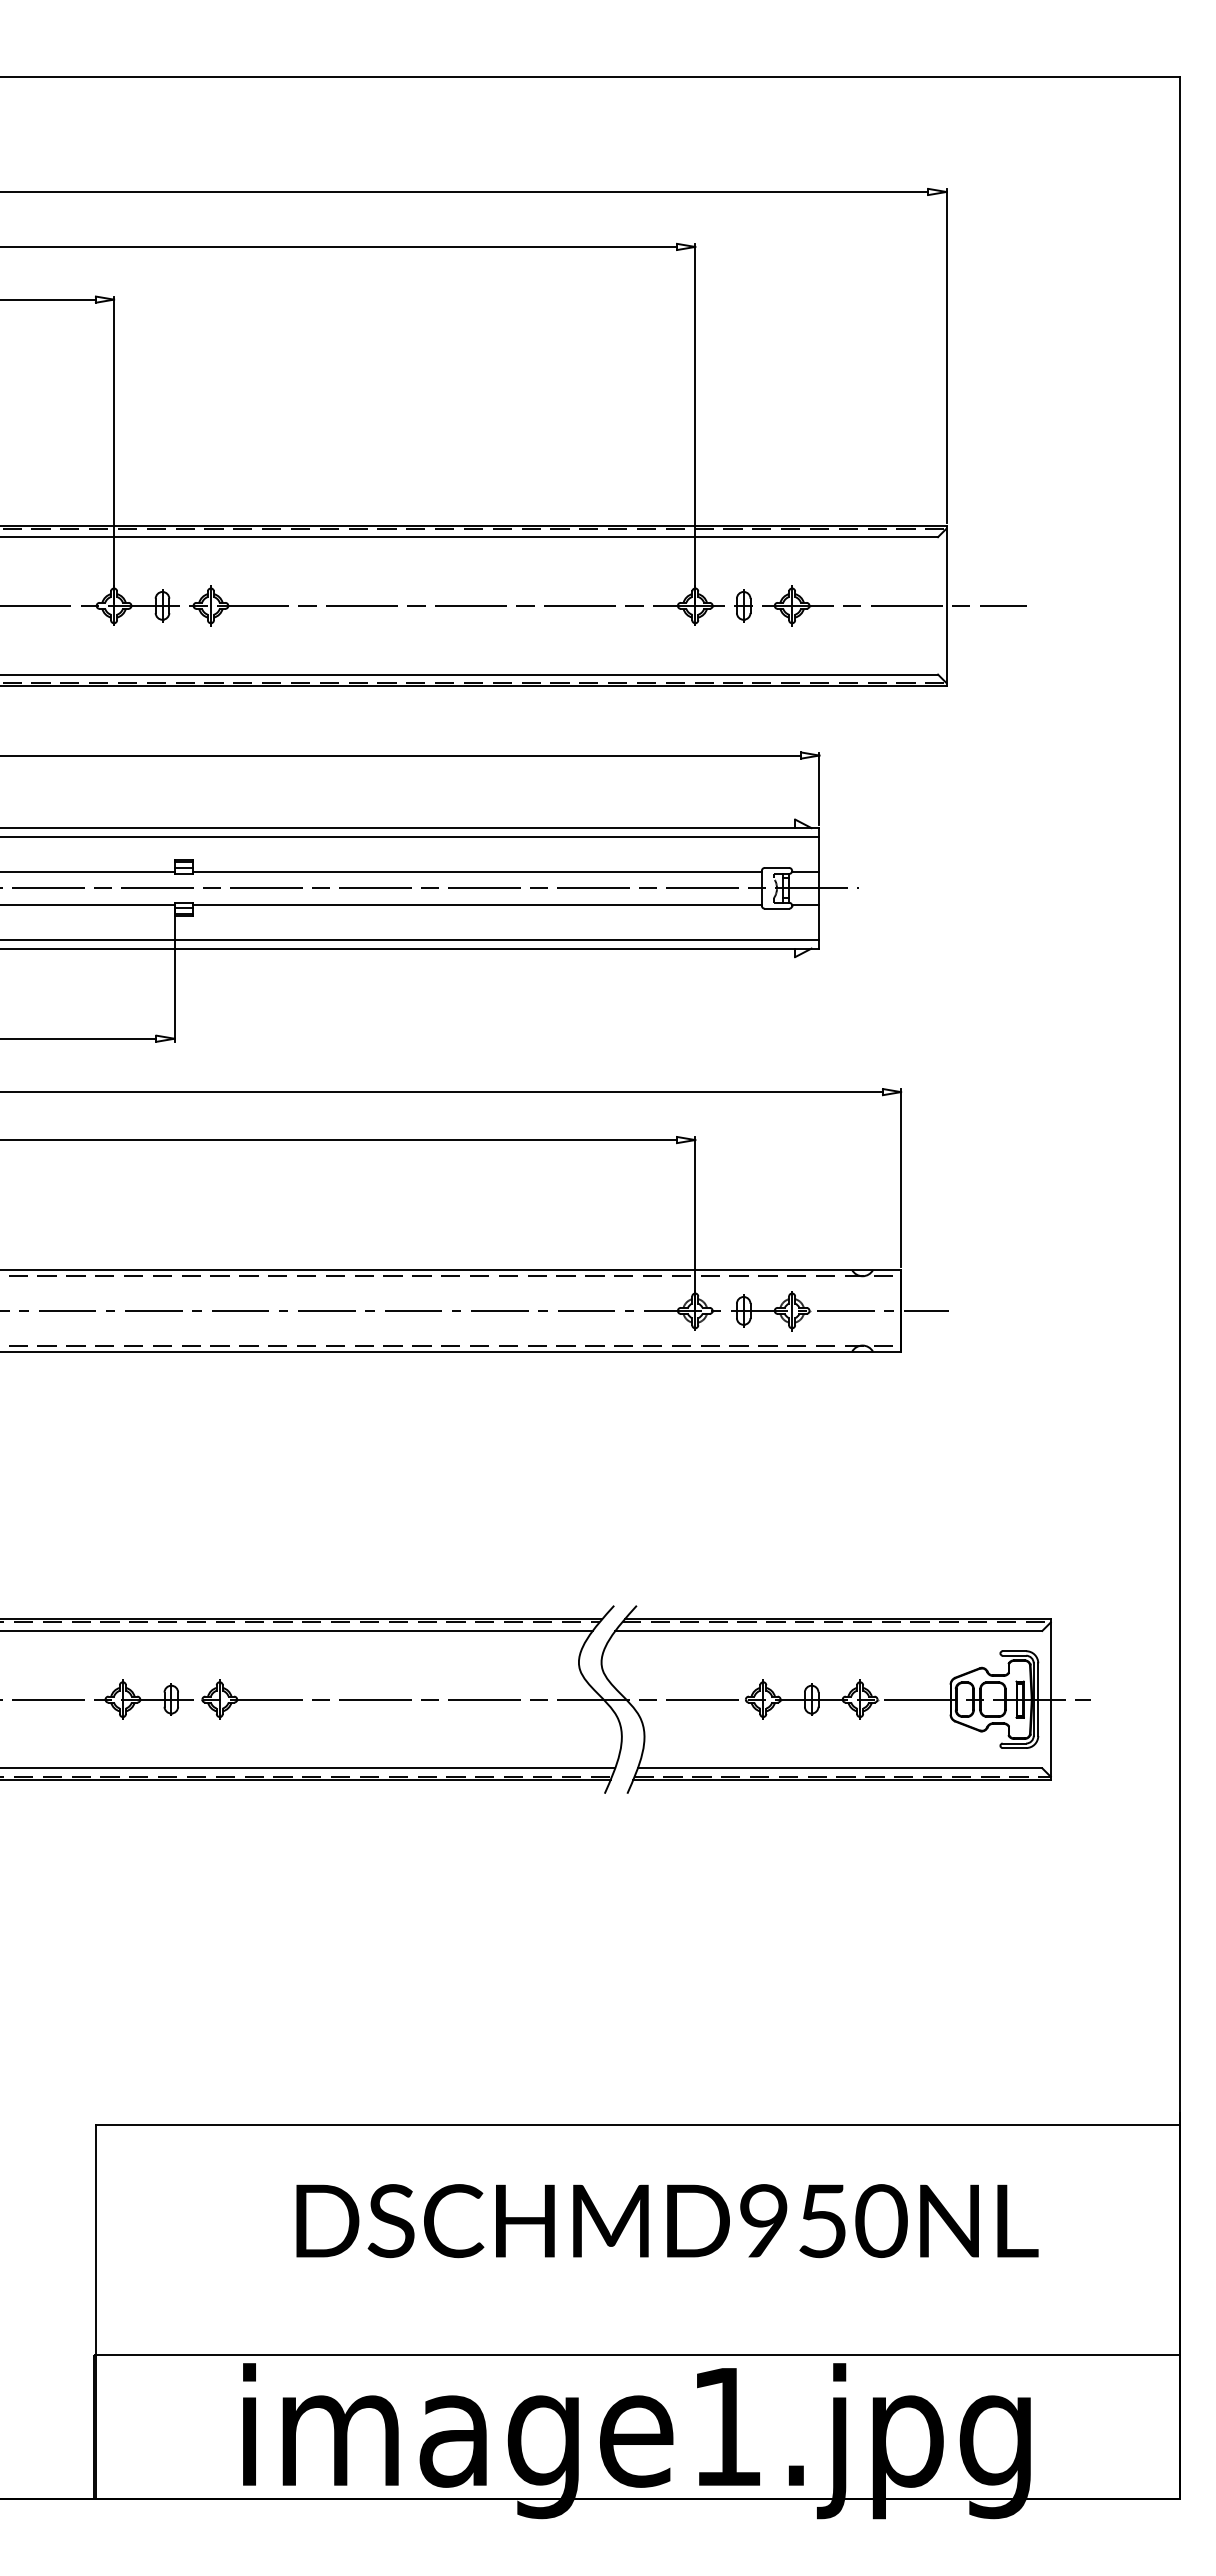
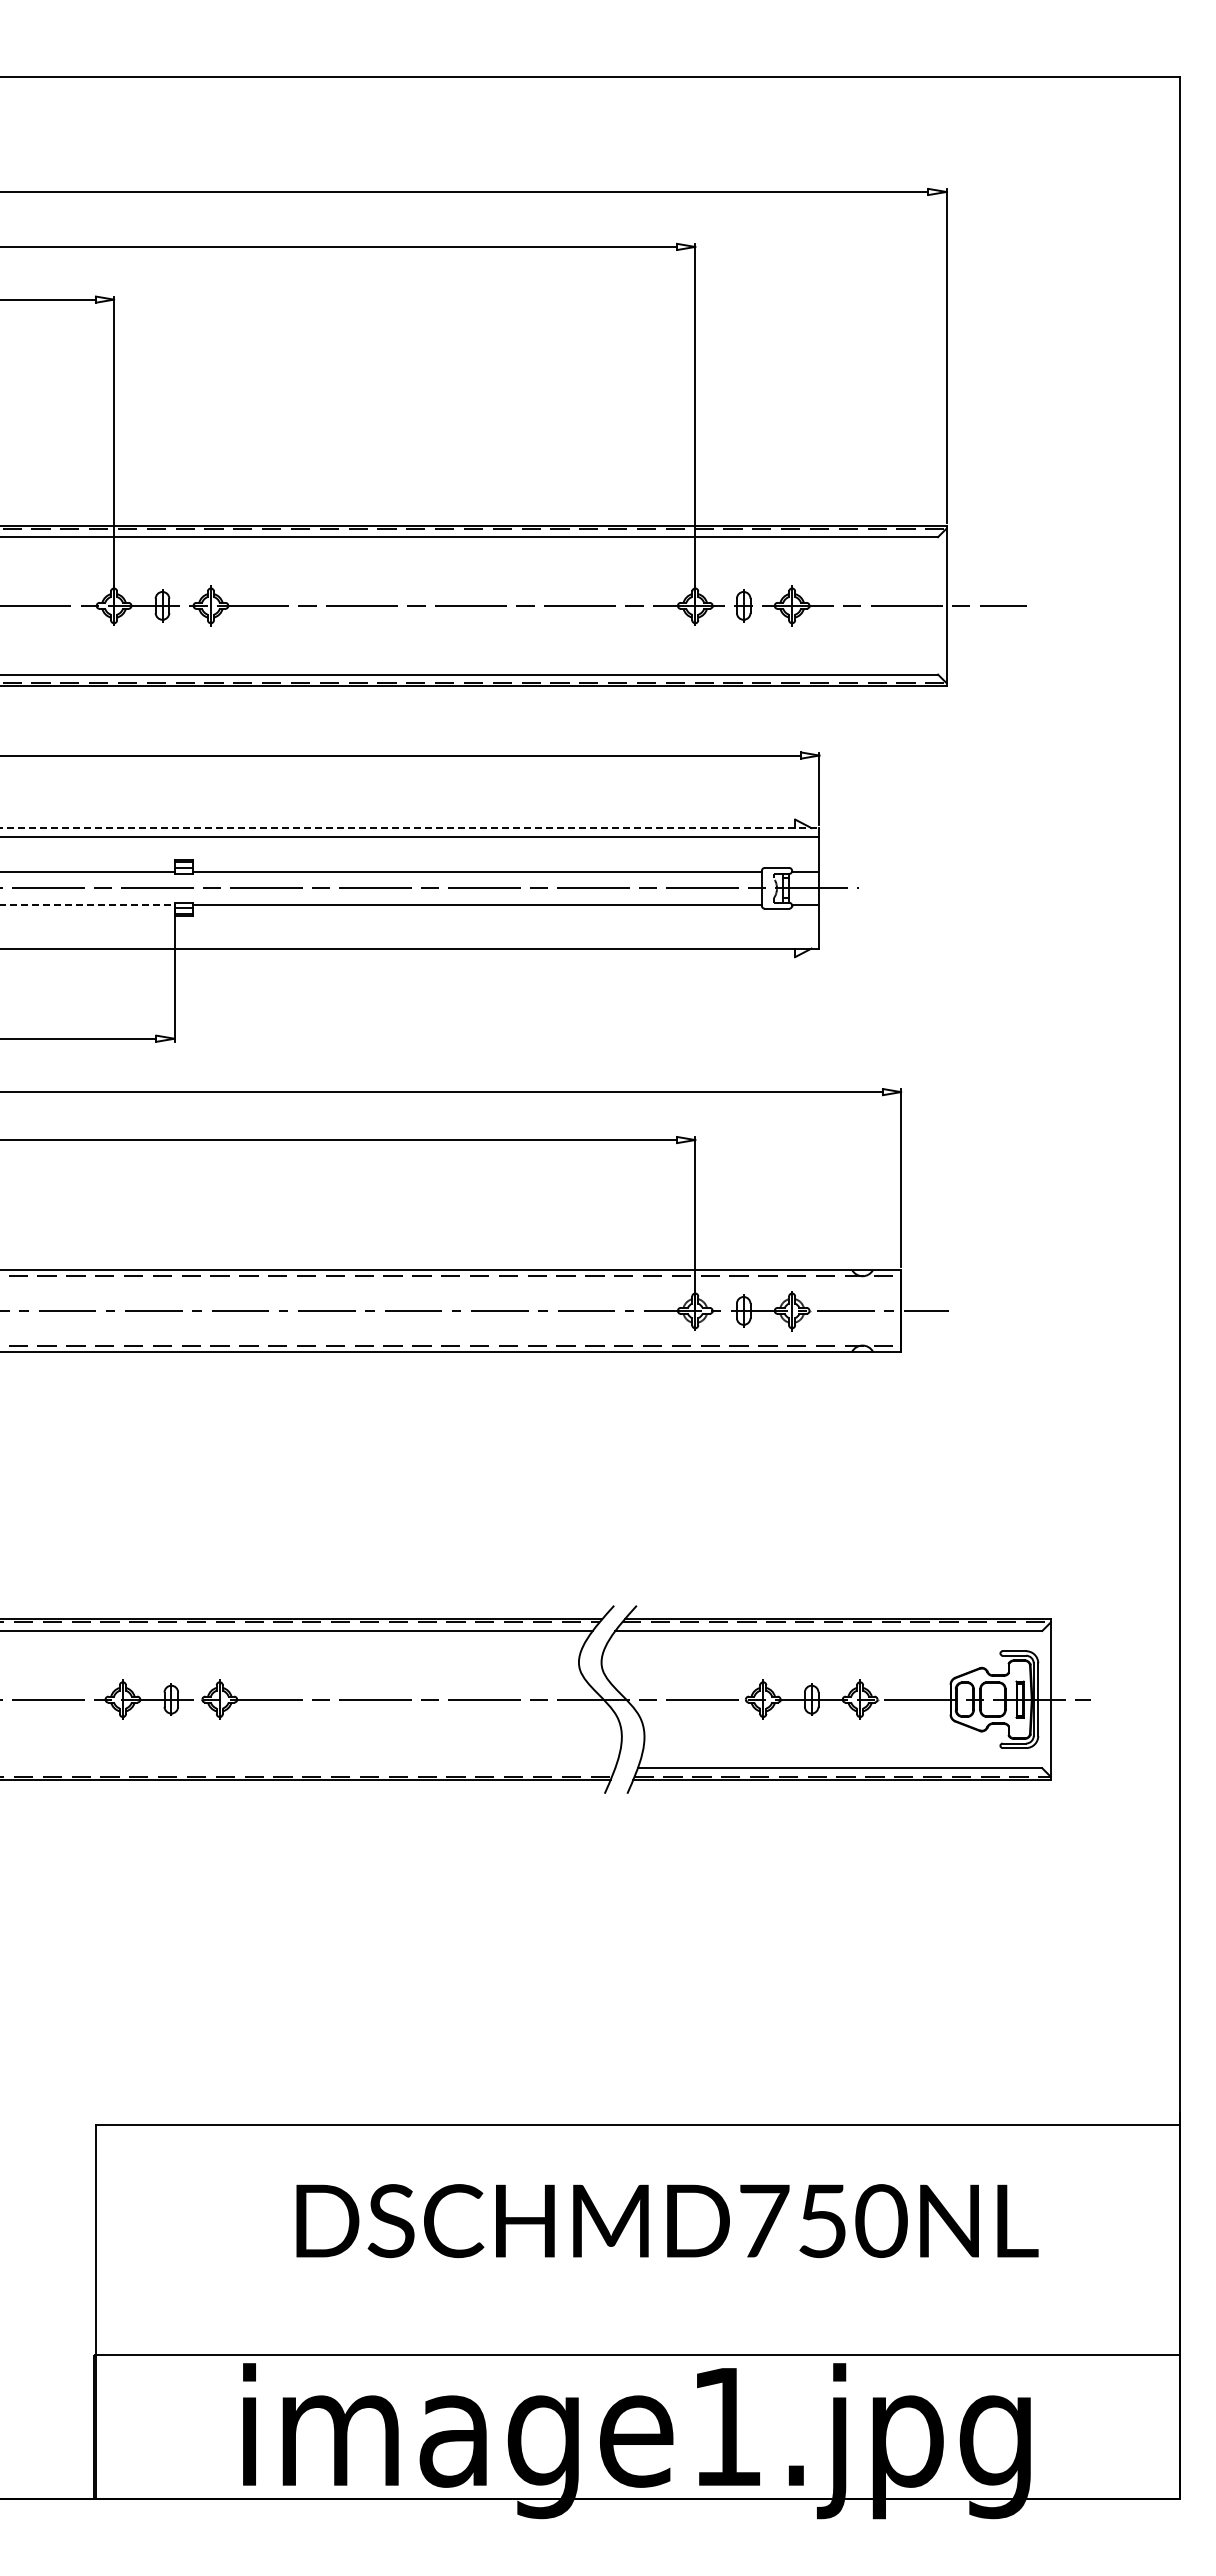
line: solid -> dashed (410, 828)
line: solid -> dashed (87, 905)
line: present -> none (410, 939)
line: present -> none (308, 1768)
text: DSCHMD950NL -> DSCHMD750NL (764, 2220)
